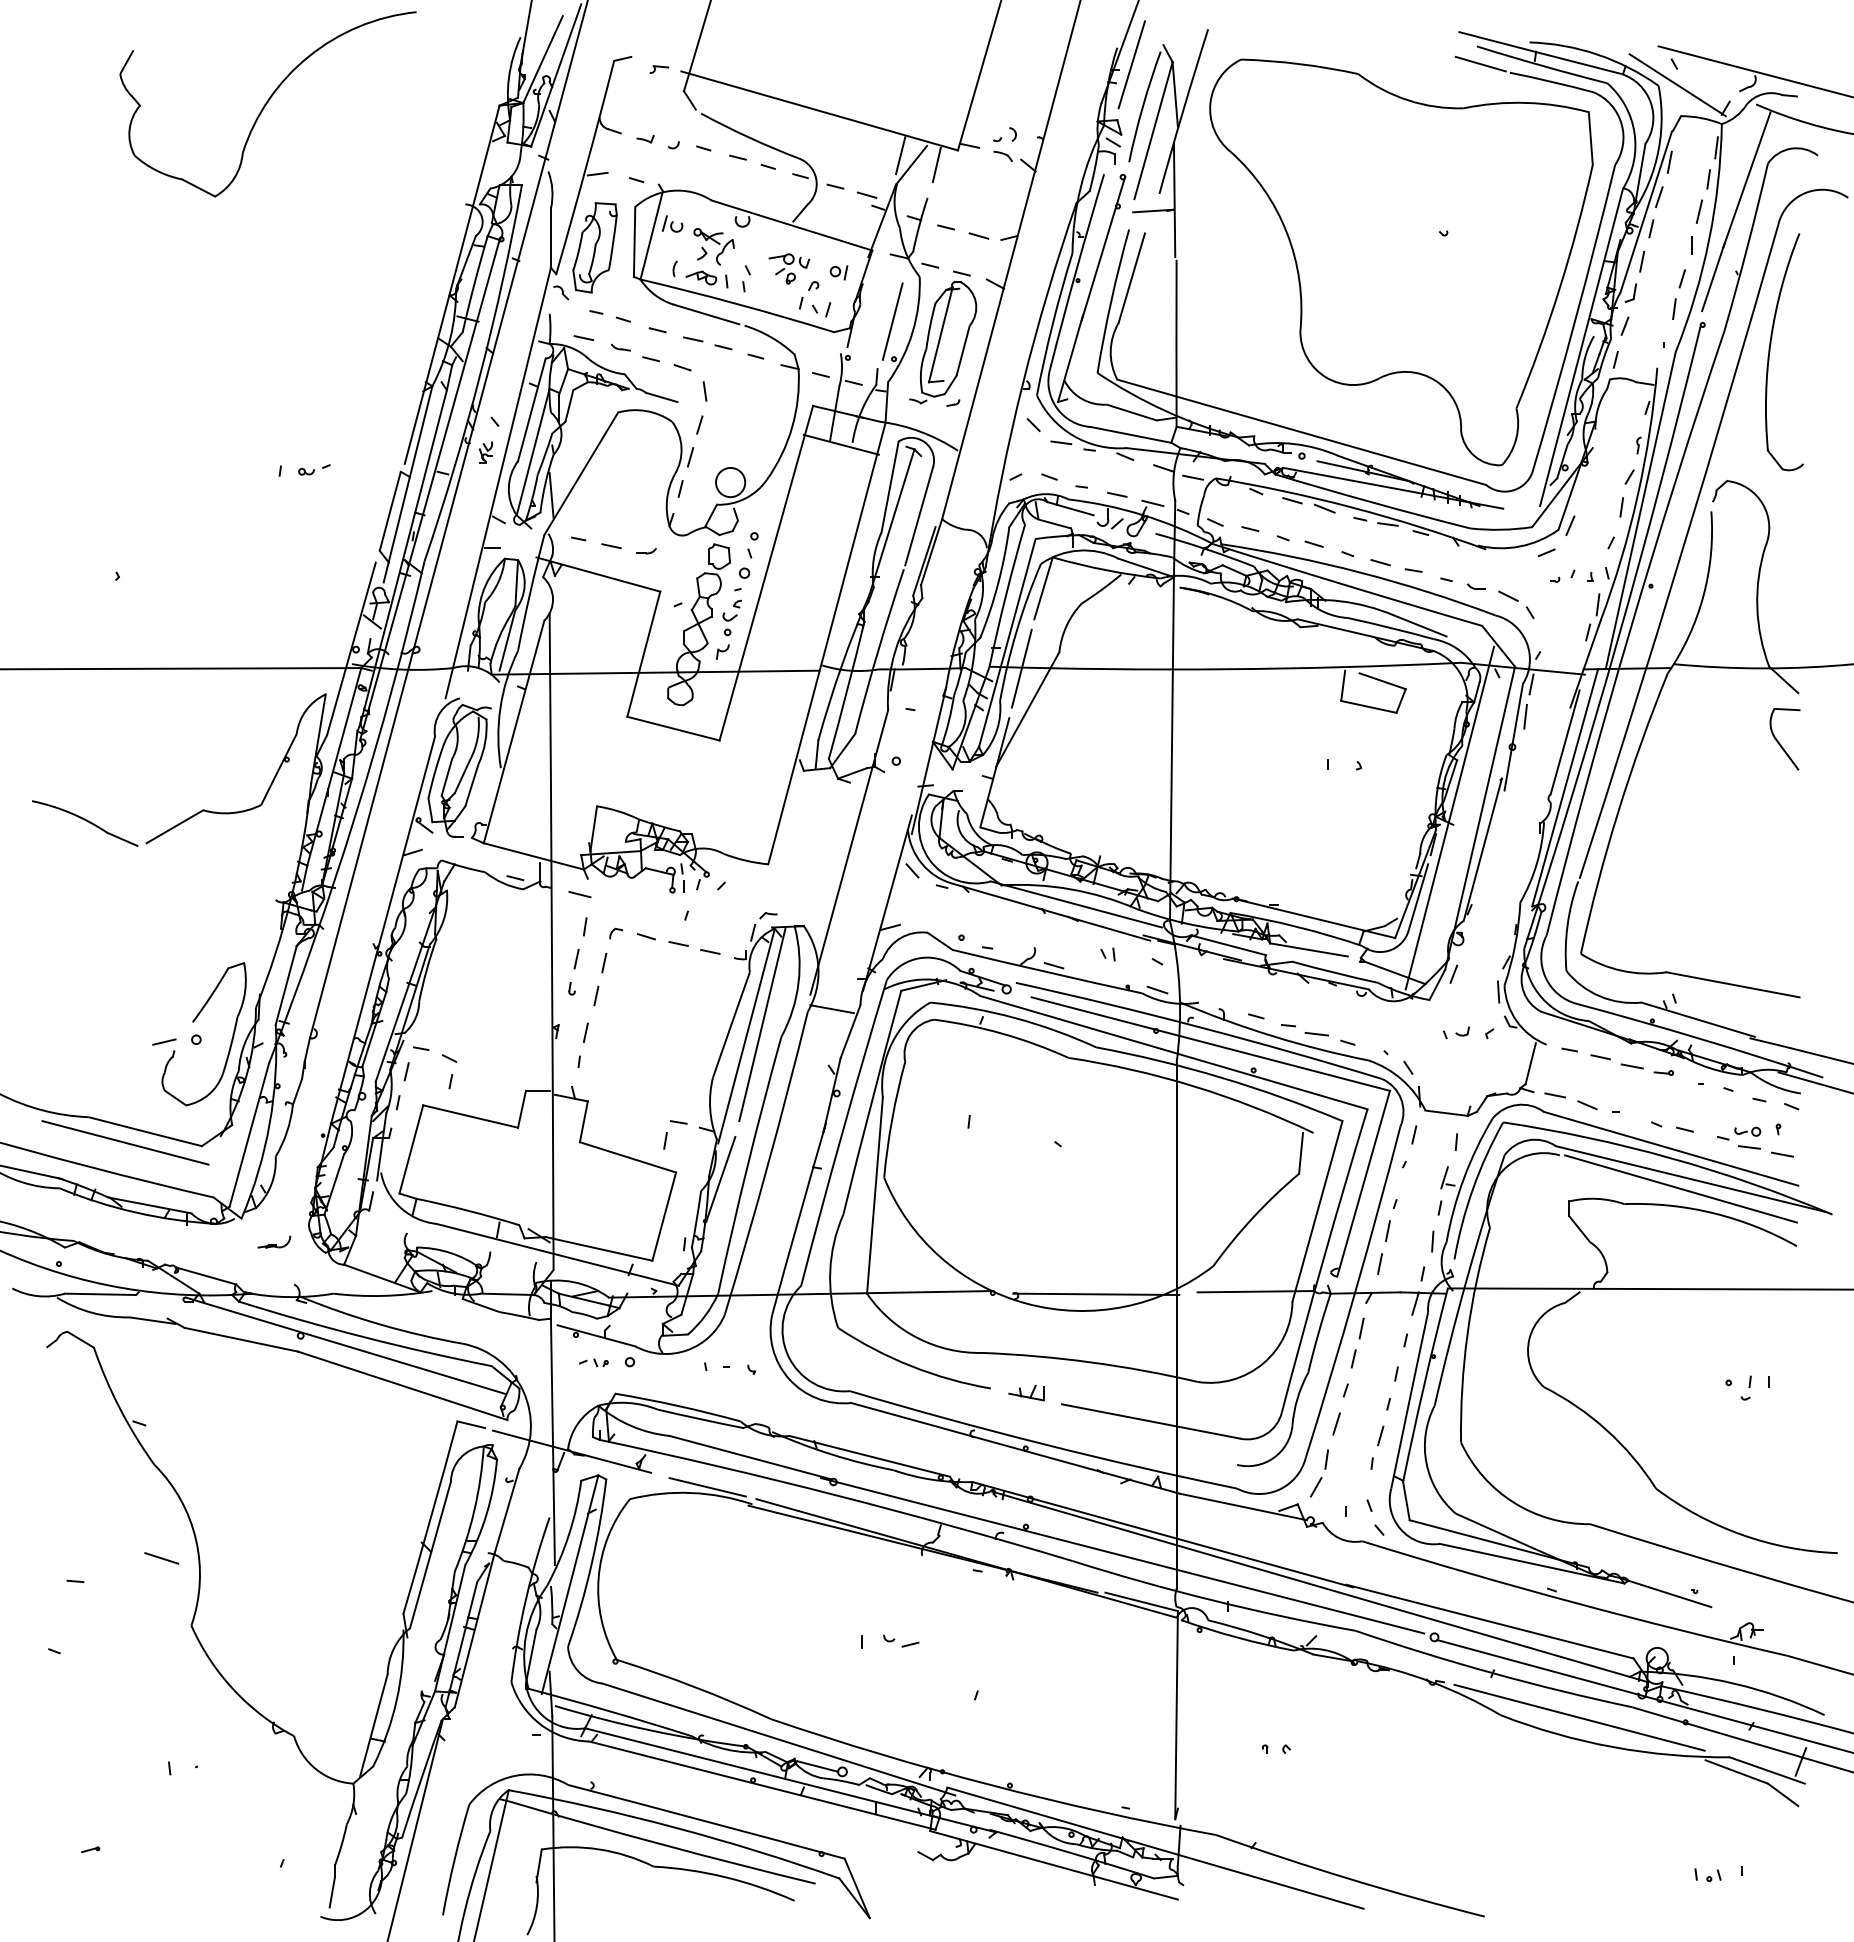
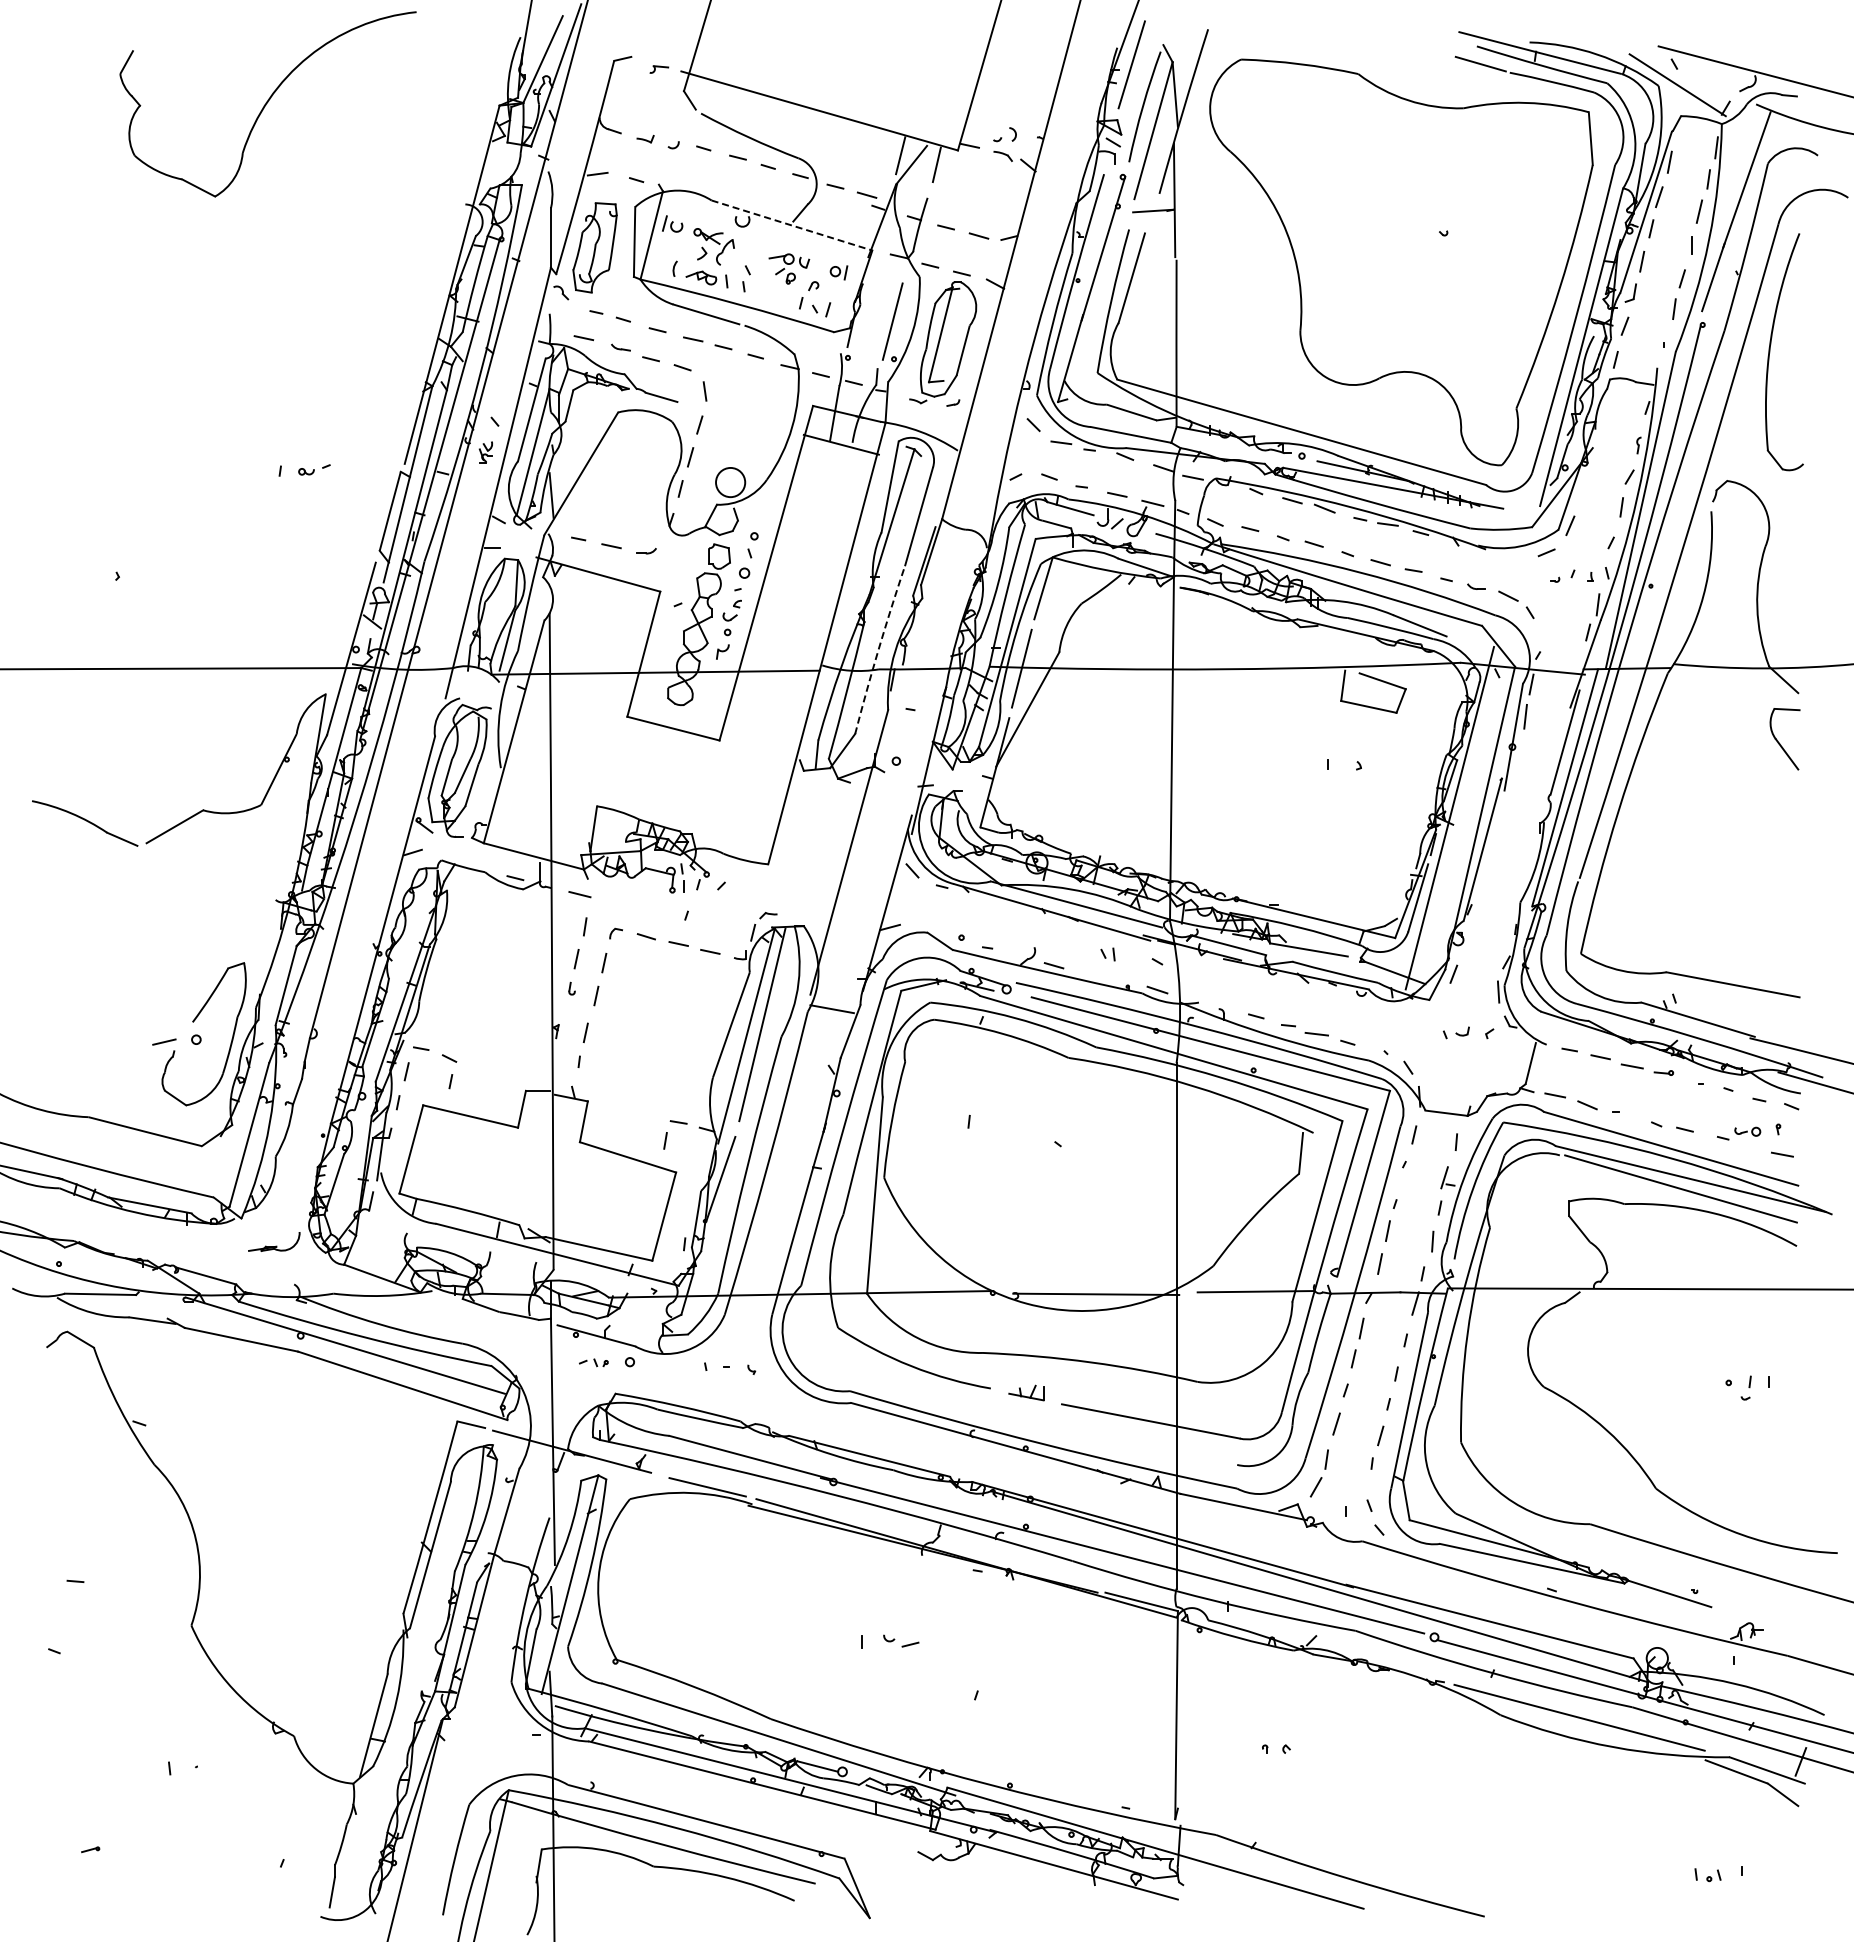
line: solid -> dashed (792, 225)
arc: solid -> dashed (878, 651)
line: present -> none (125, 1142)
line: present -> none (1749, 1147)
part size: 35x14 px -> 53x20 px (274, 1241)
line: present -> none (161, 1558)
